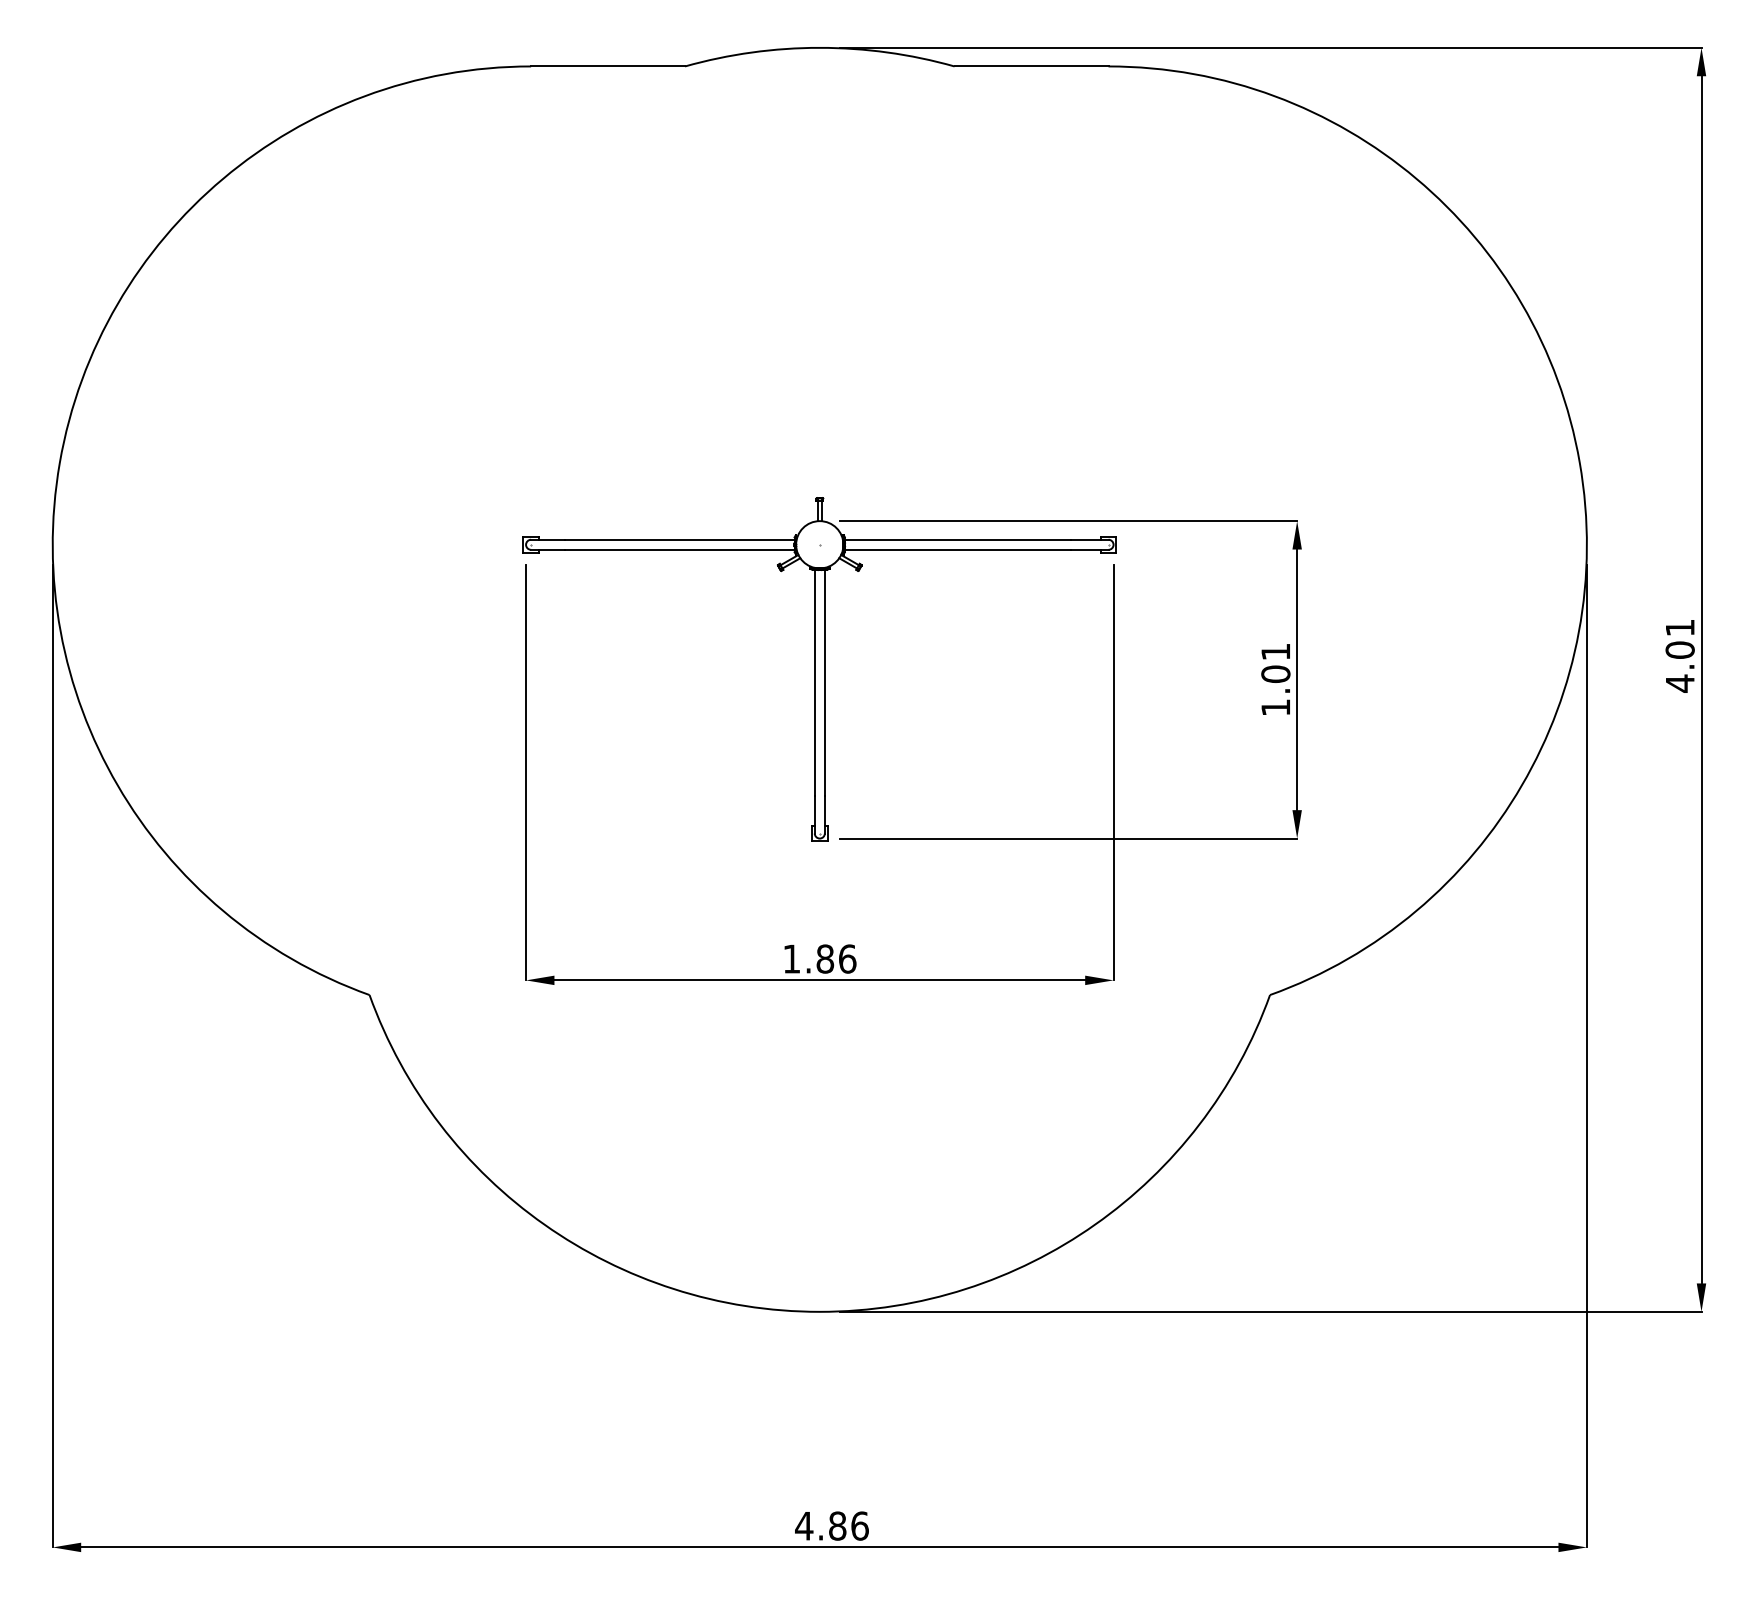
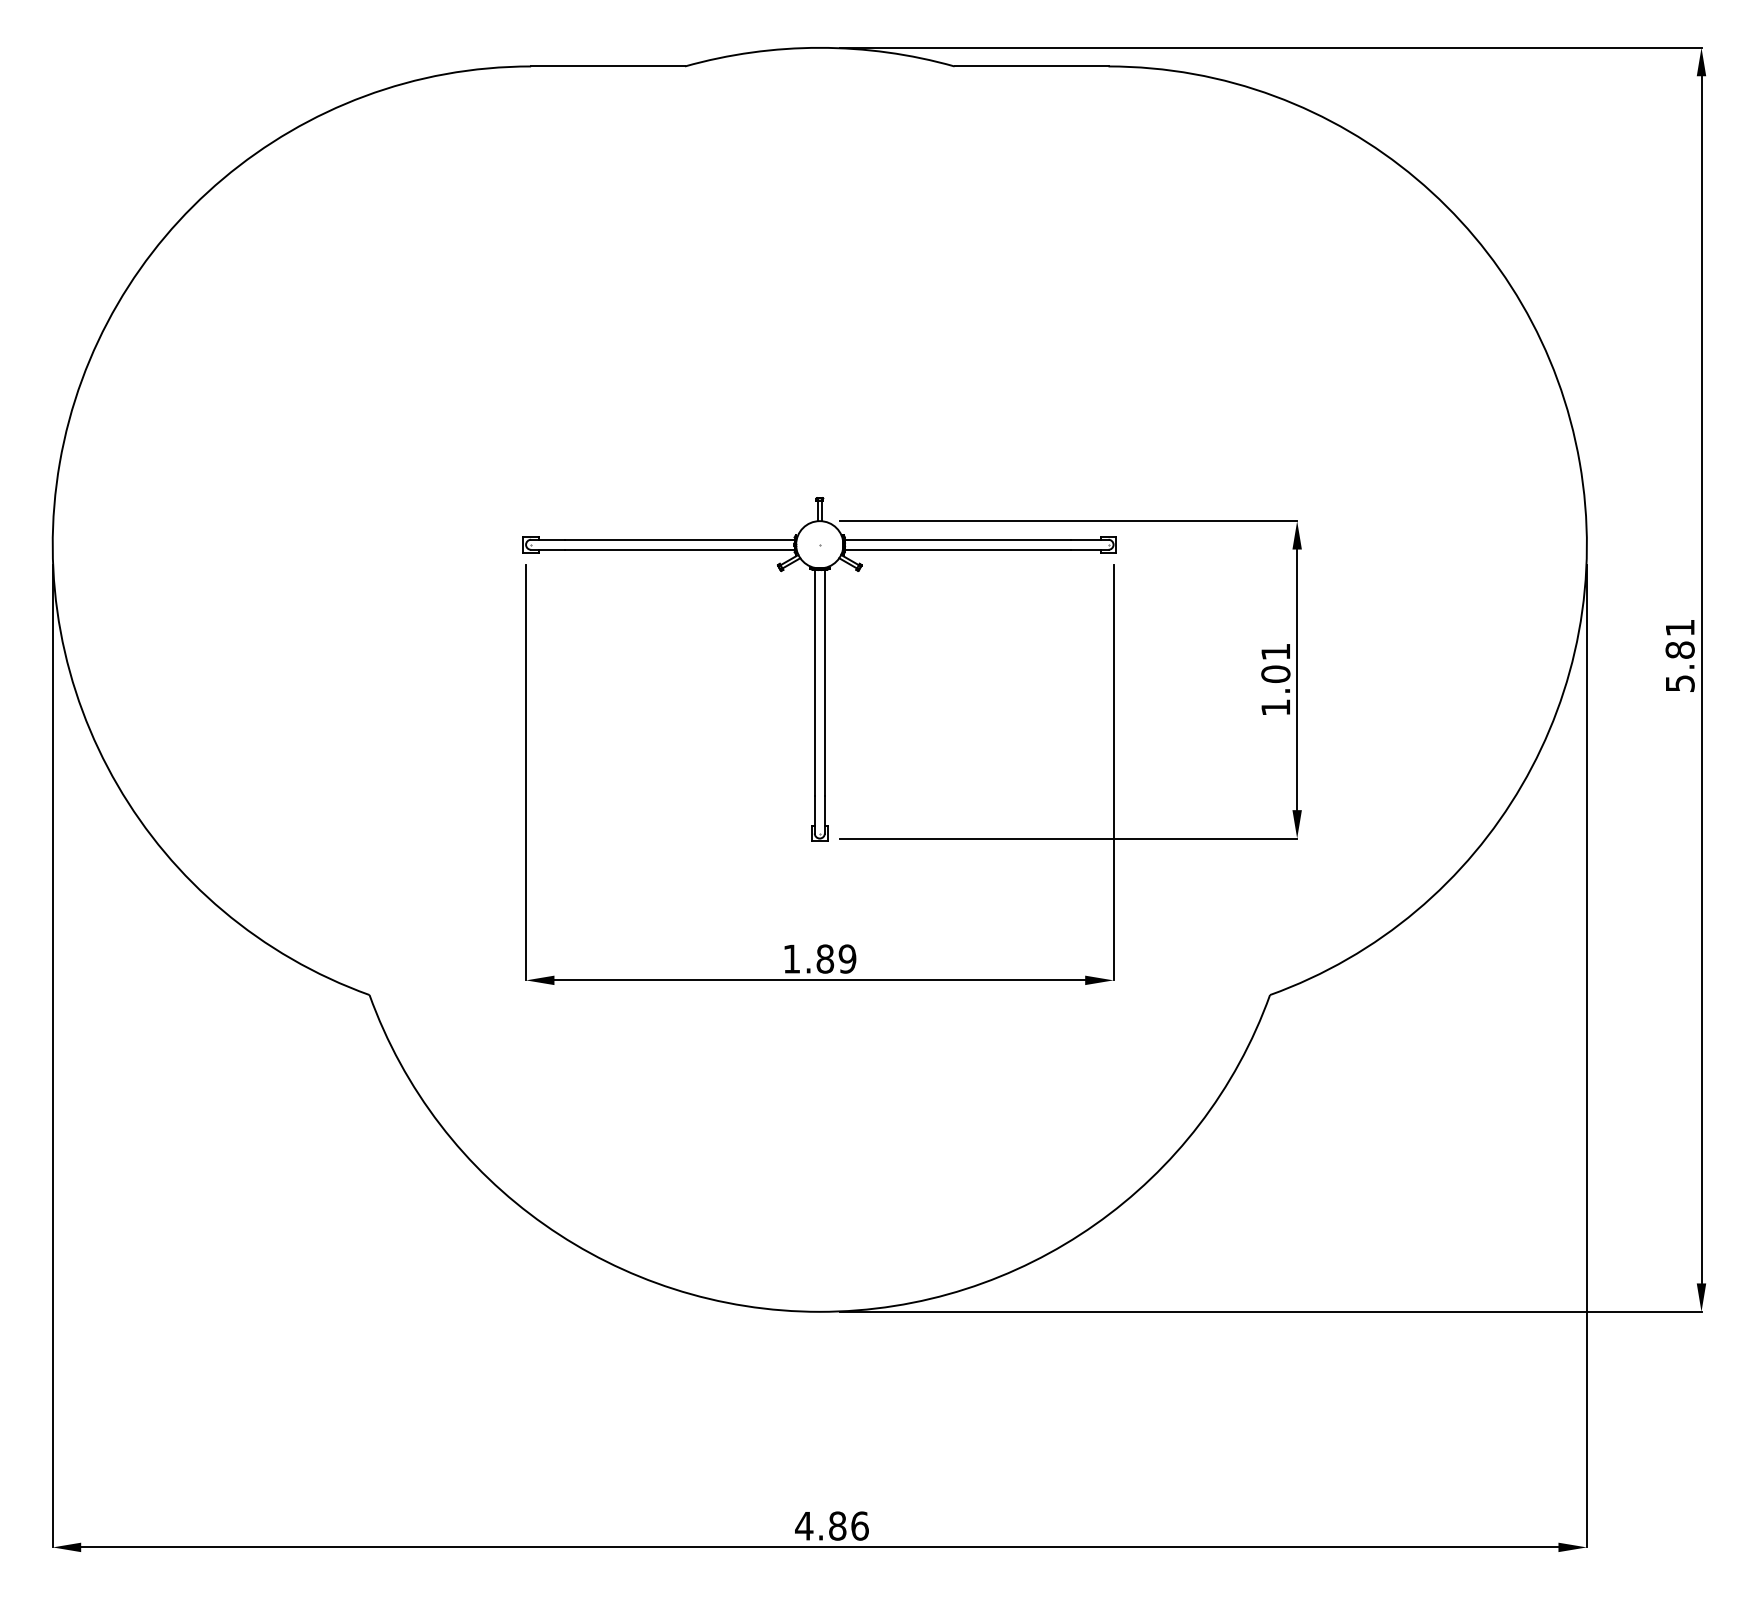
text: 4.01 -> 5.81 (1680, 666)
text: 1.86 -> 1.89 (847, 958)
